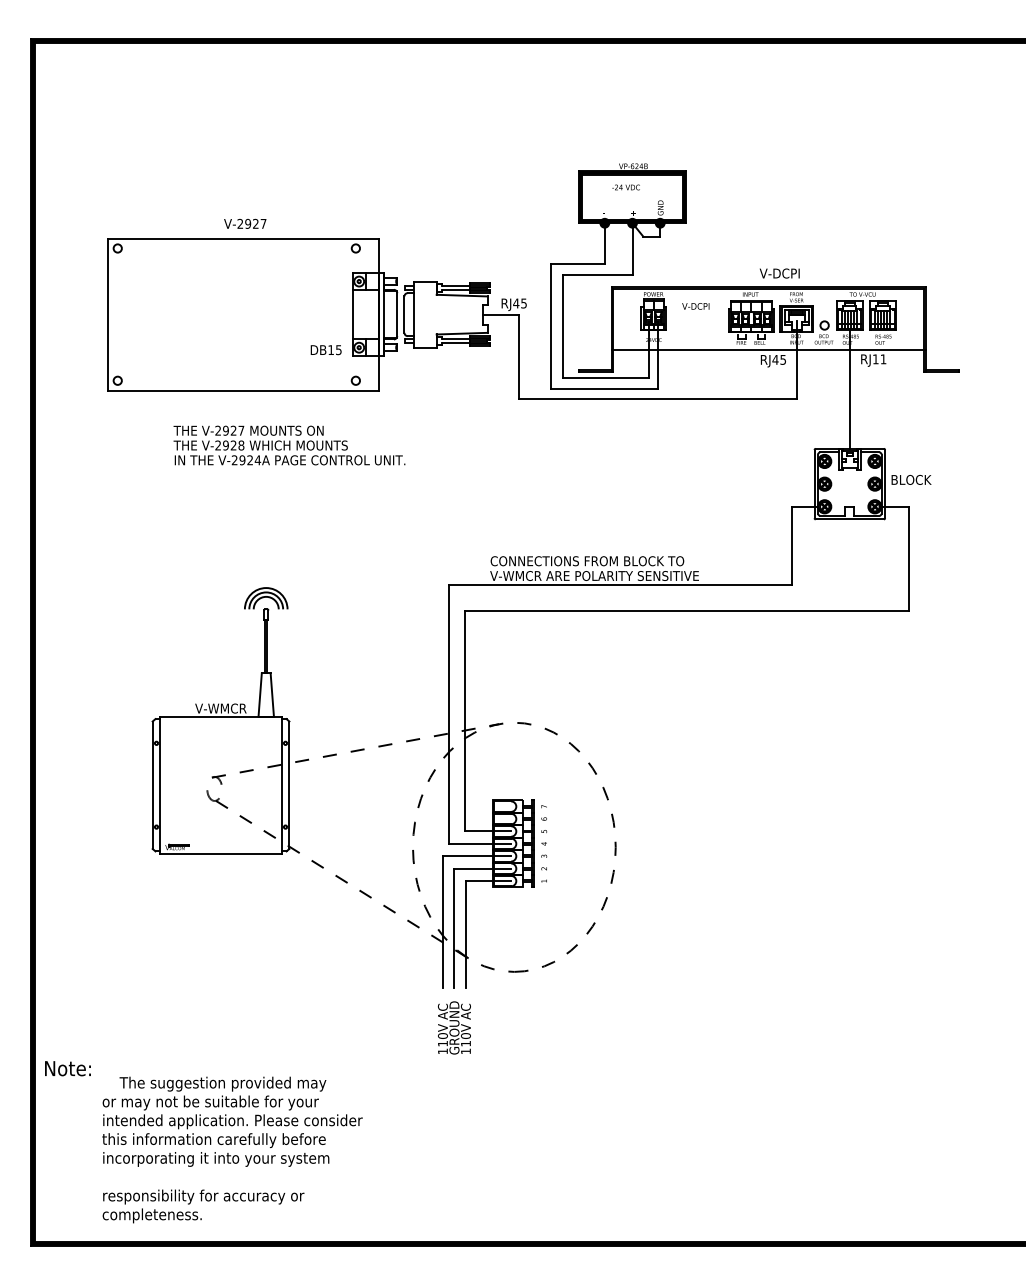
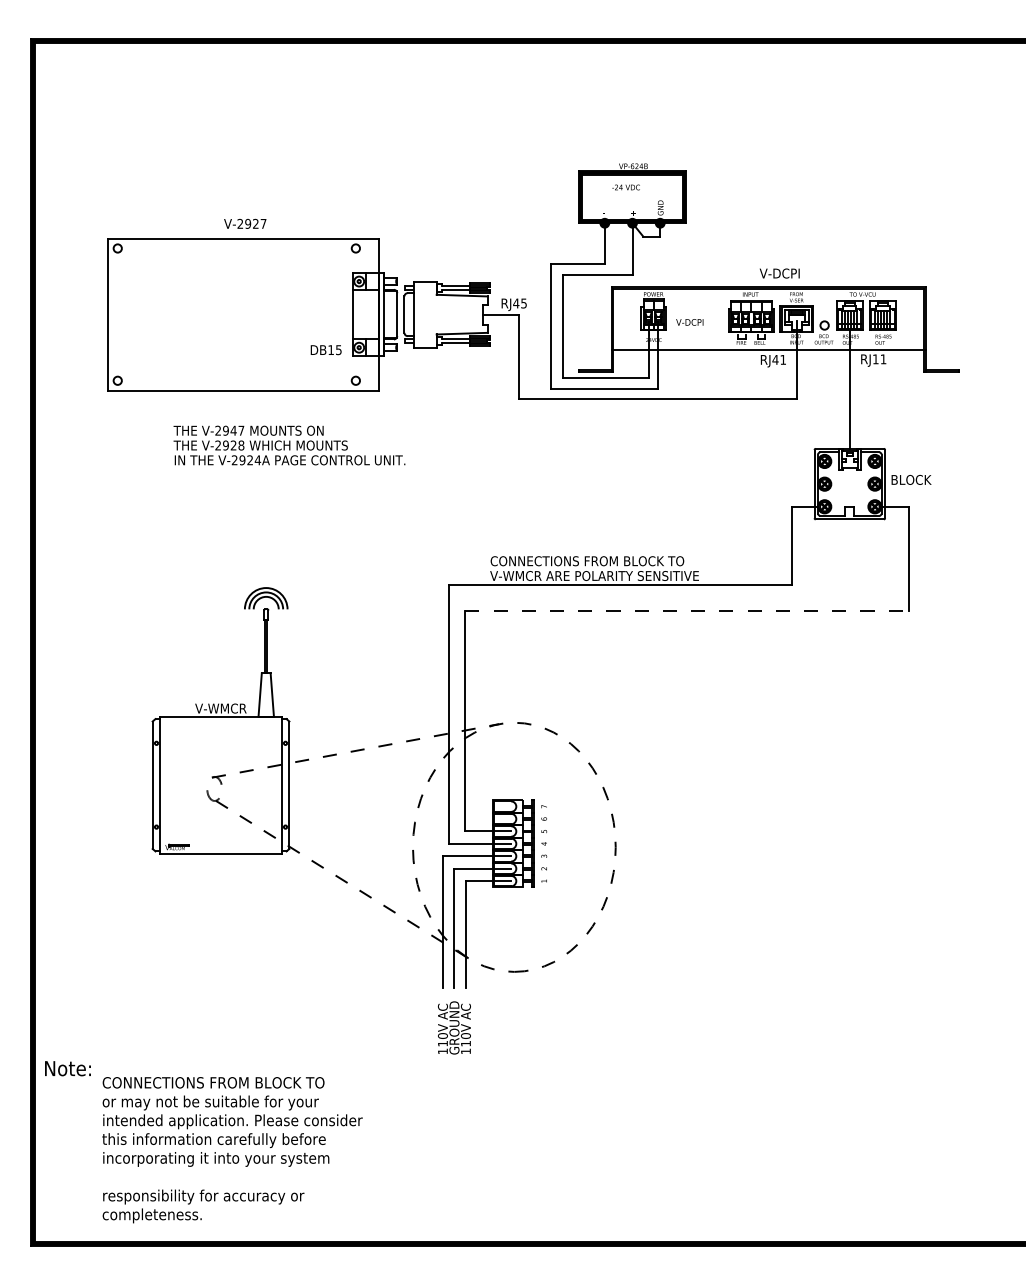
text position: (695, 306) -> (689, 322) (689, 322)
text: RJ45 -> RJ41 (782, 359)
text: V-2927 -> V-2947 (233, 430)
line: solid -> dashed (686, 610)
text: The suggestion provided may -> CONNECTIONS FROM BLOCK TO (214, 1083)
